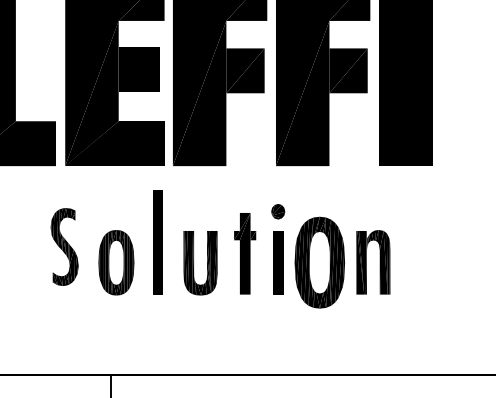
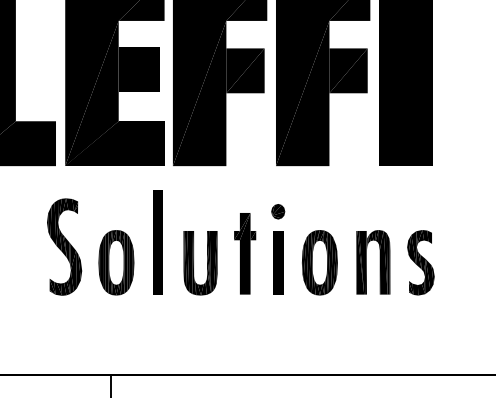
part size: 29x78 px -> 36x98 px (64, 246)
part size: 51x93 px -> 36x66 px (319, 262)
part: none -> present (420, 262)
